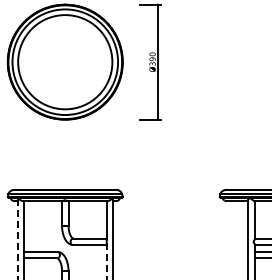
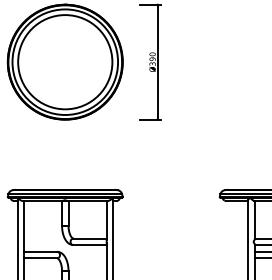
line: dashed -> solid (17, 239)
line: dashed -> solid (106, 262)
